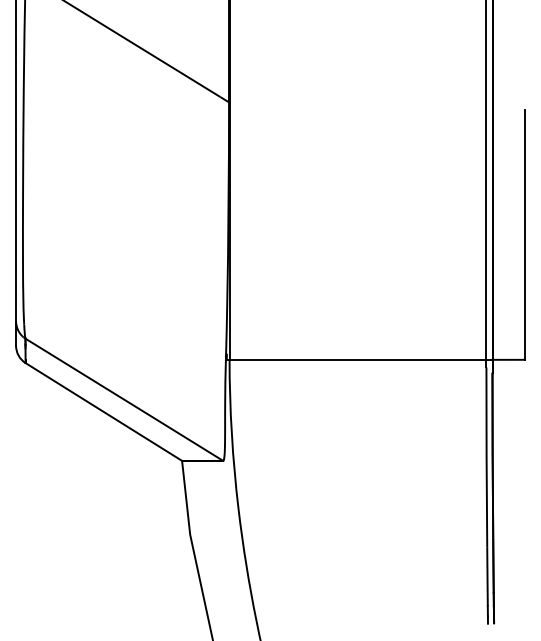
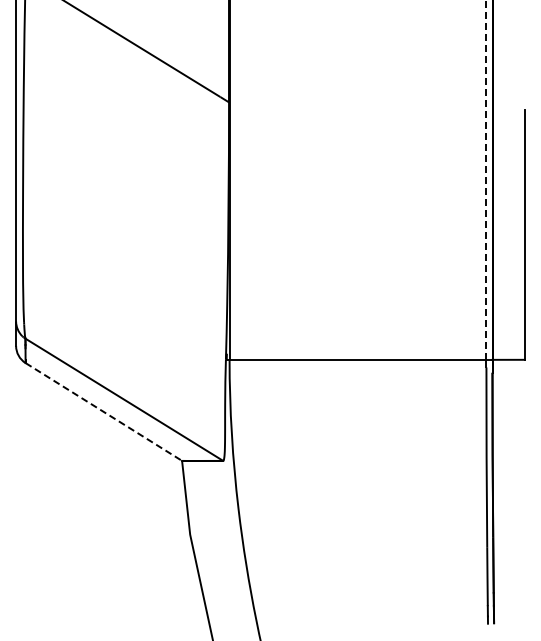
line: solid -> dashed (486, 179)
line: solid -> dashed (104, 412)
